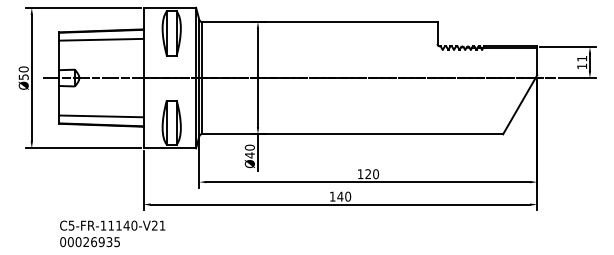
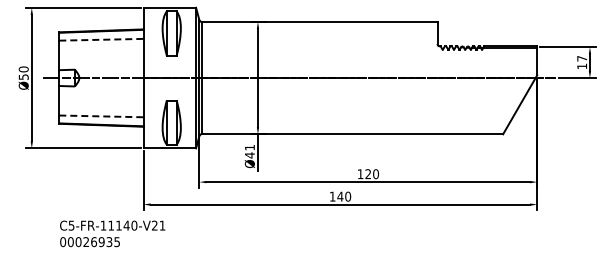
line: solid -> dashed (101, 39)
text: 11 -> 17 (582, 58)
line: solid -> dashed (101, 116)
text: Ø40 -> Ø41 (249, 147)
